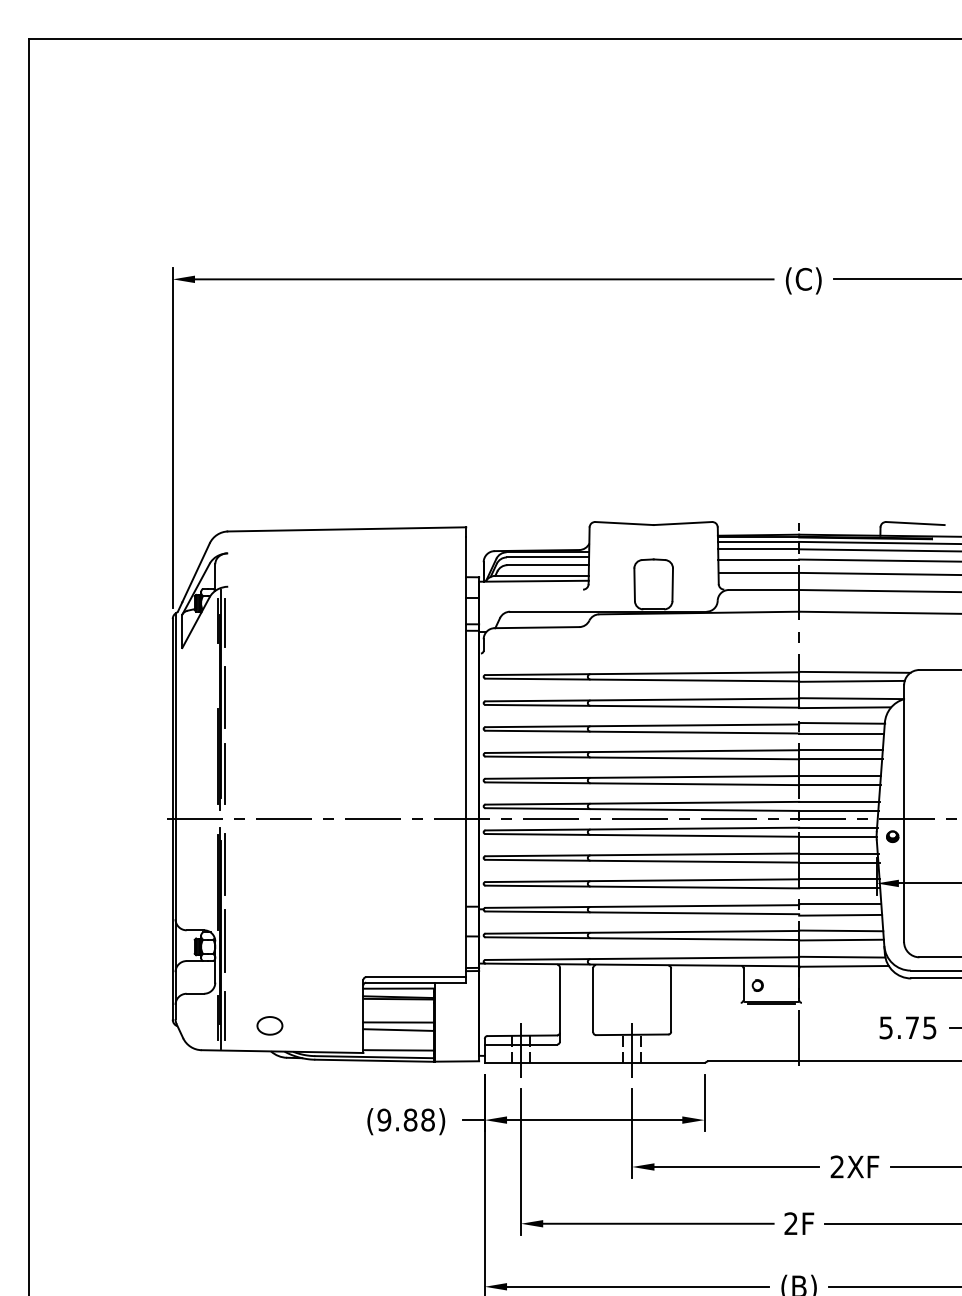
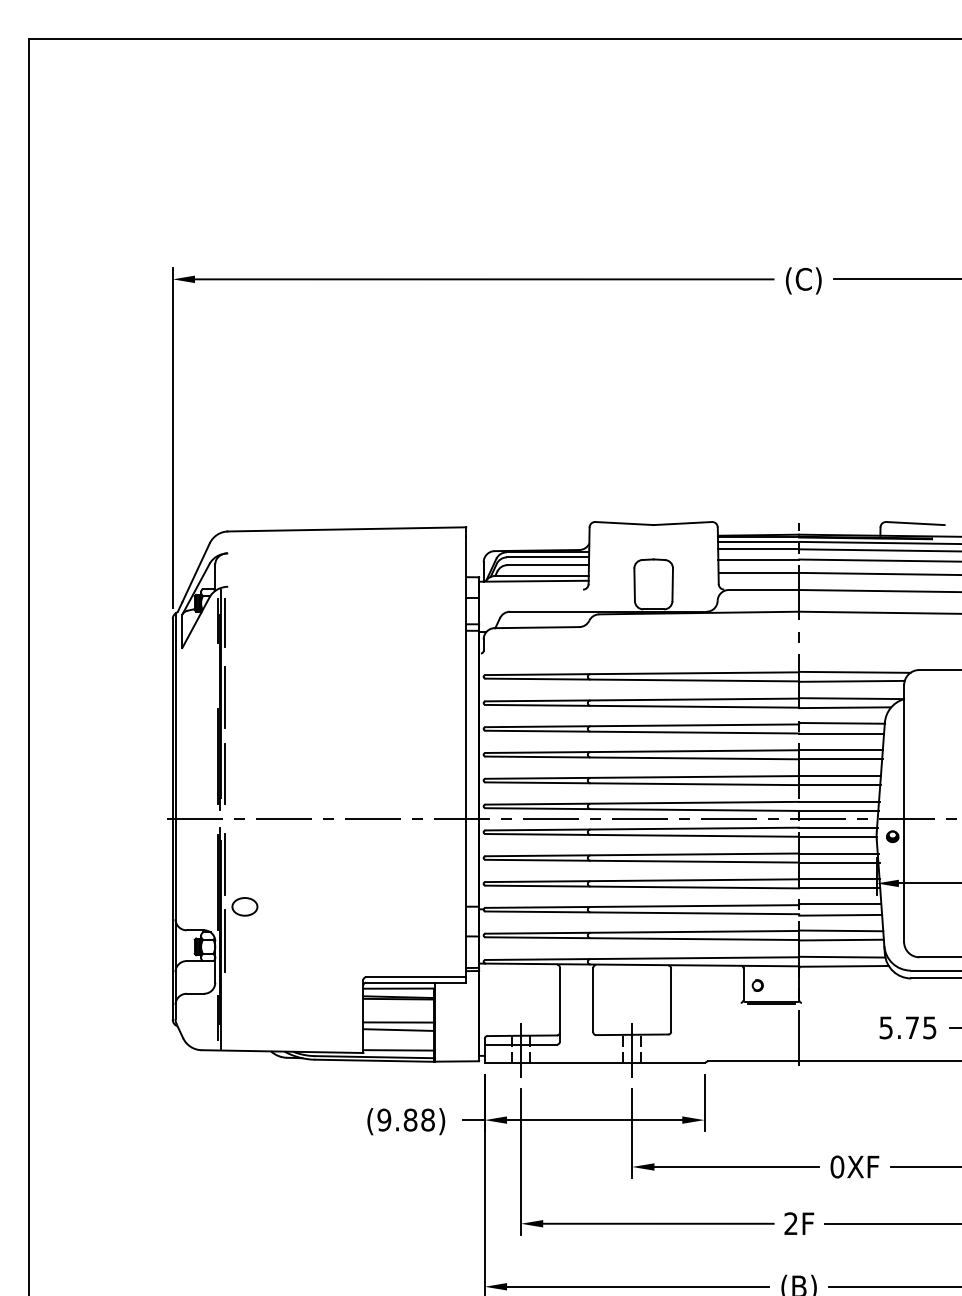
line: present -> none (224, 1015)
part position: (269, 1025) -> (244, 906) (244, 906)
text: 2XF -> 0XF (837, 1166)
